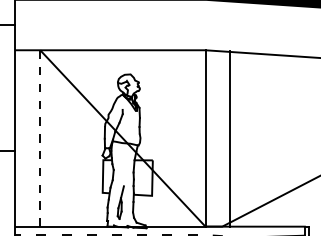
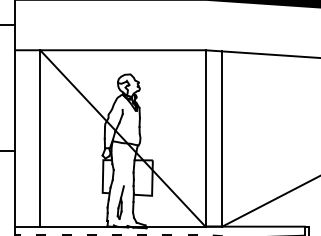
line: dashed -> solid (40, 138)
line position: (230, 138) -> (222, 138) (222, 138)
